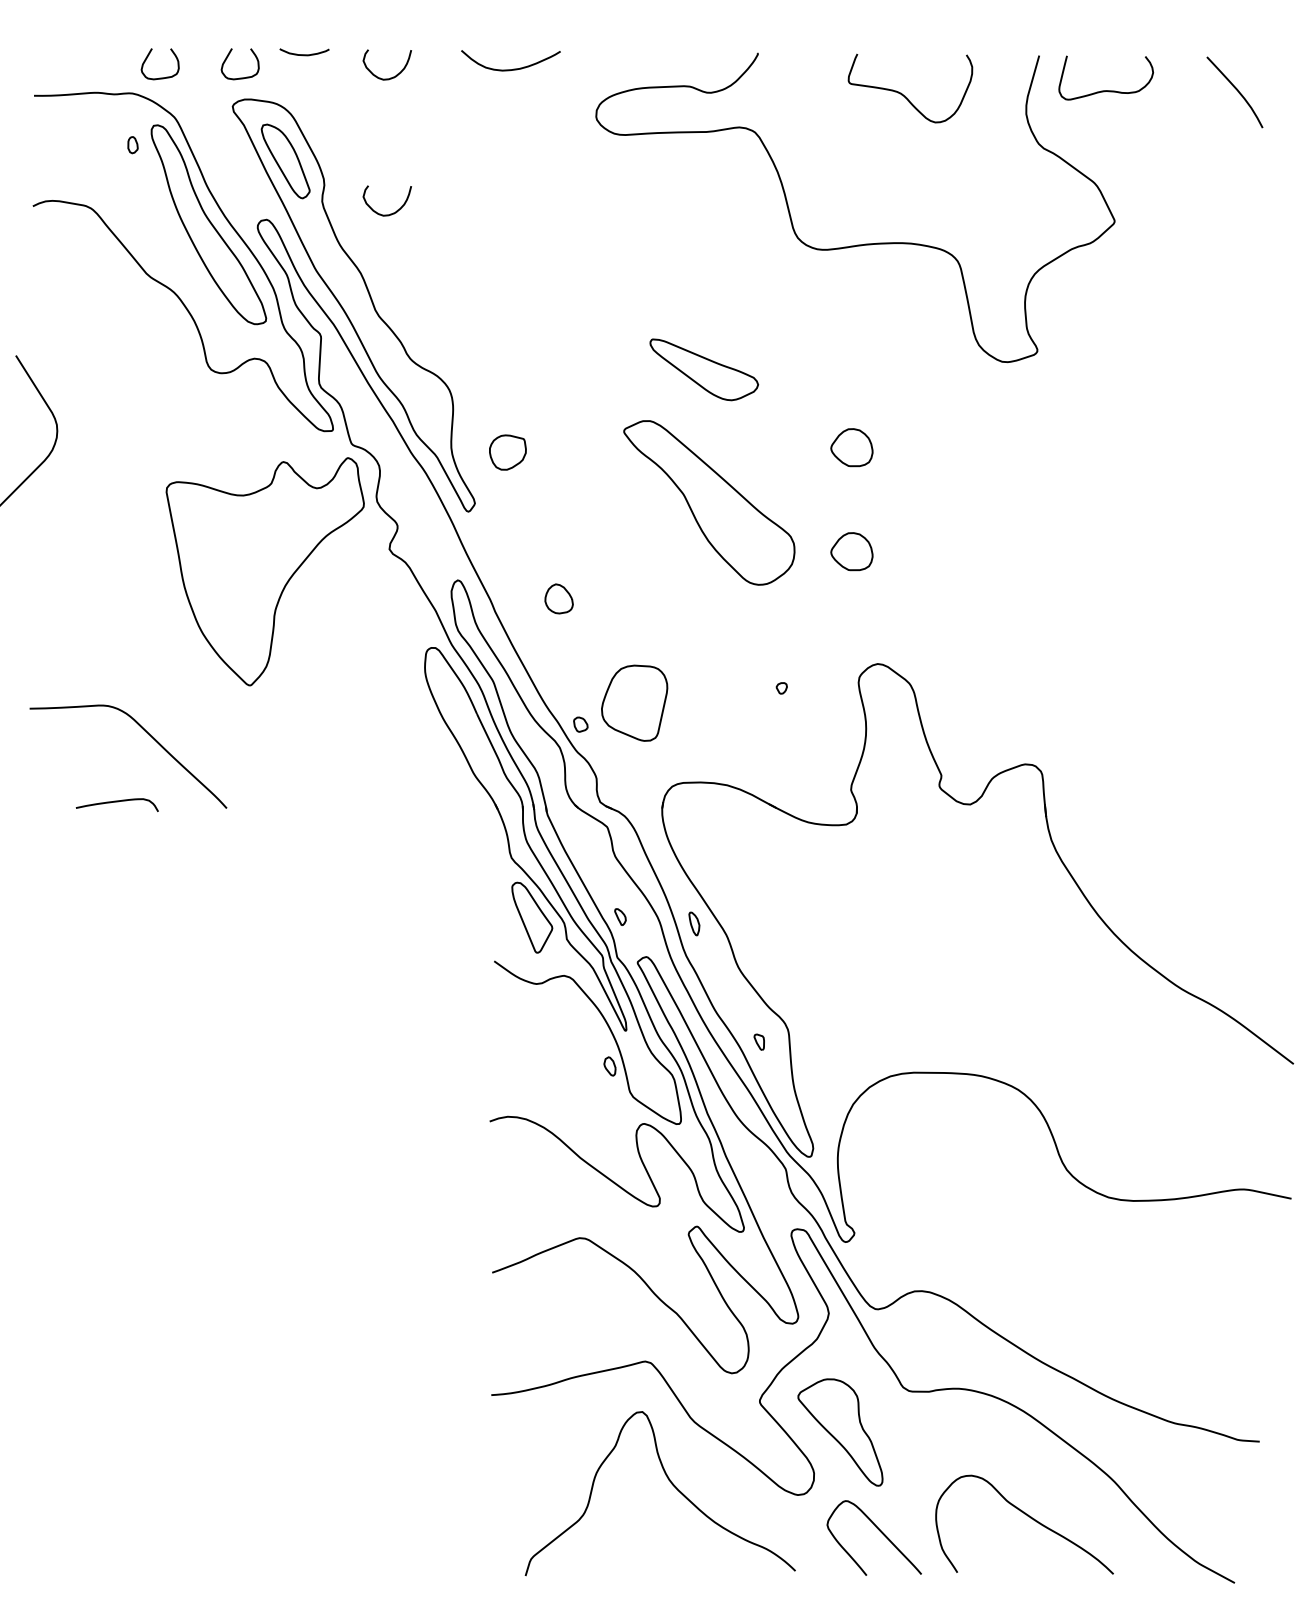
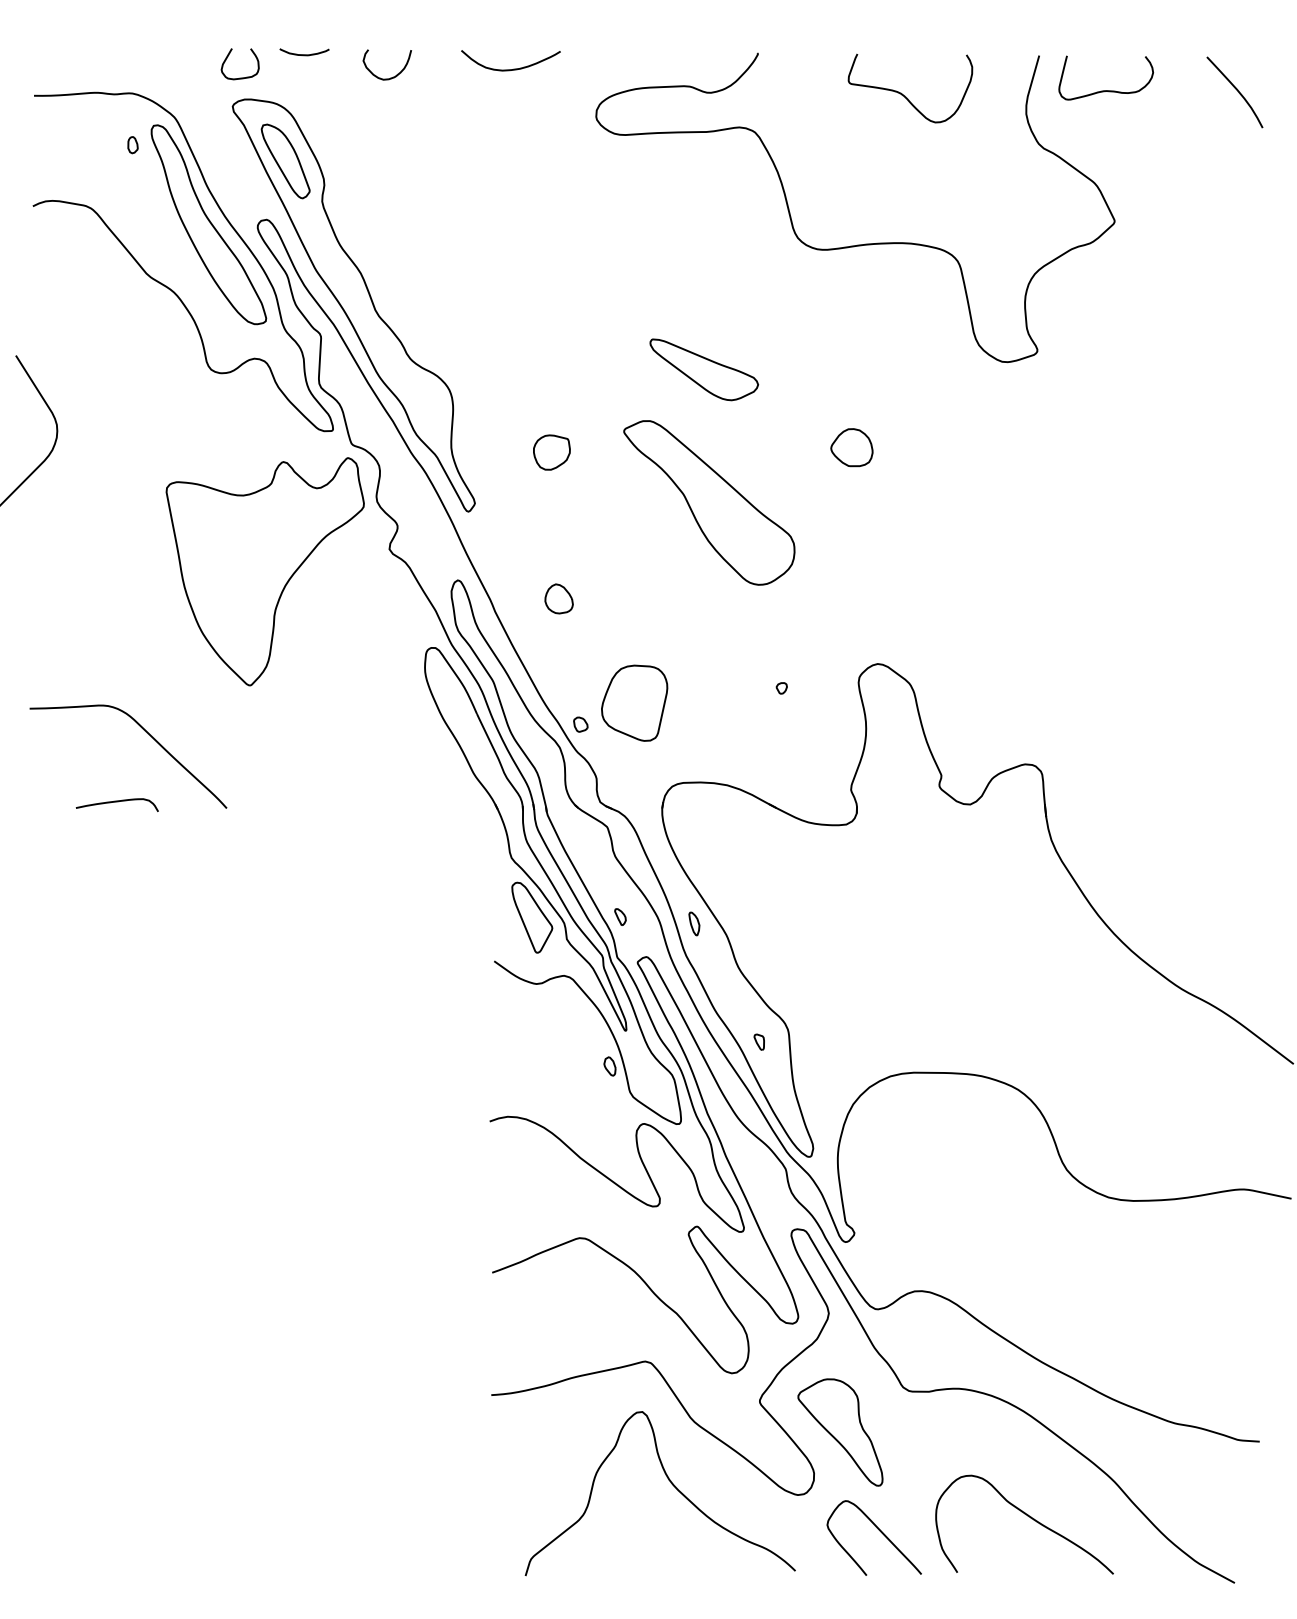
curve: present -> none (159, 77)
curve: present -> none (390, 213)
part position: (507, 452) -> (551, 452) (551, 452)
part: present -> none (851, 551)
